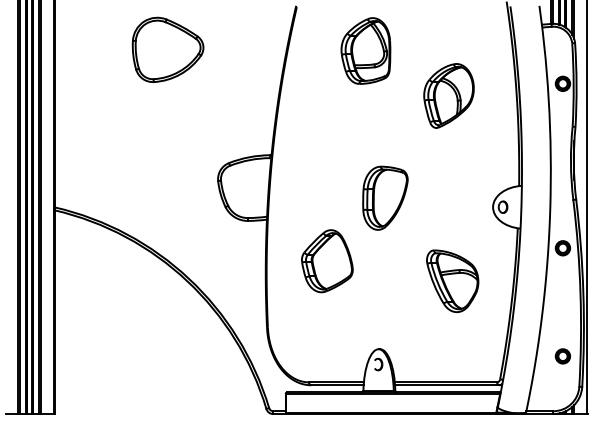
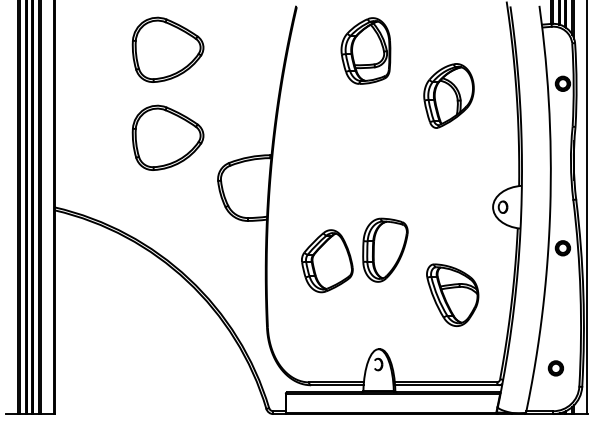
part: none -> present (167, 137)
part position: (385, 197) -> (385, 249) (385, 249)
part position: (452, 280) -> (452, 294) (452, 294)
part position: (562, 356) -> (555, 368) (555, 368)
